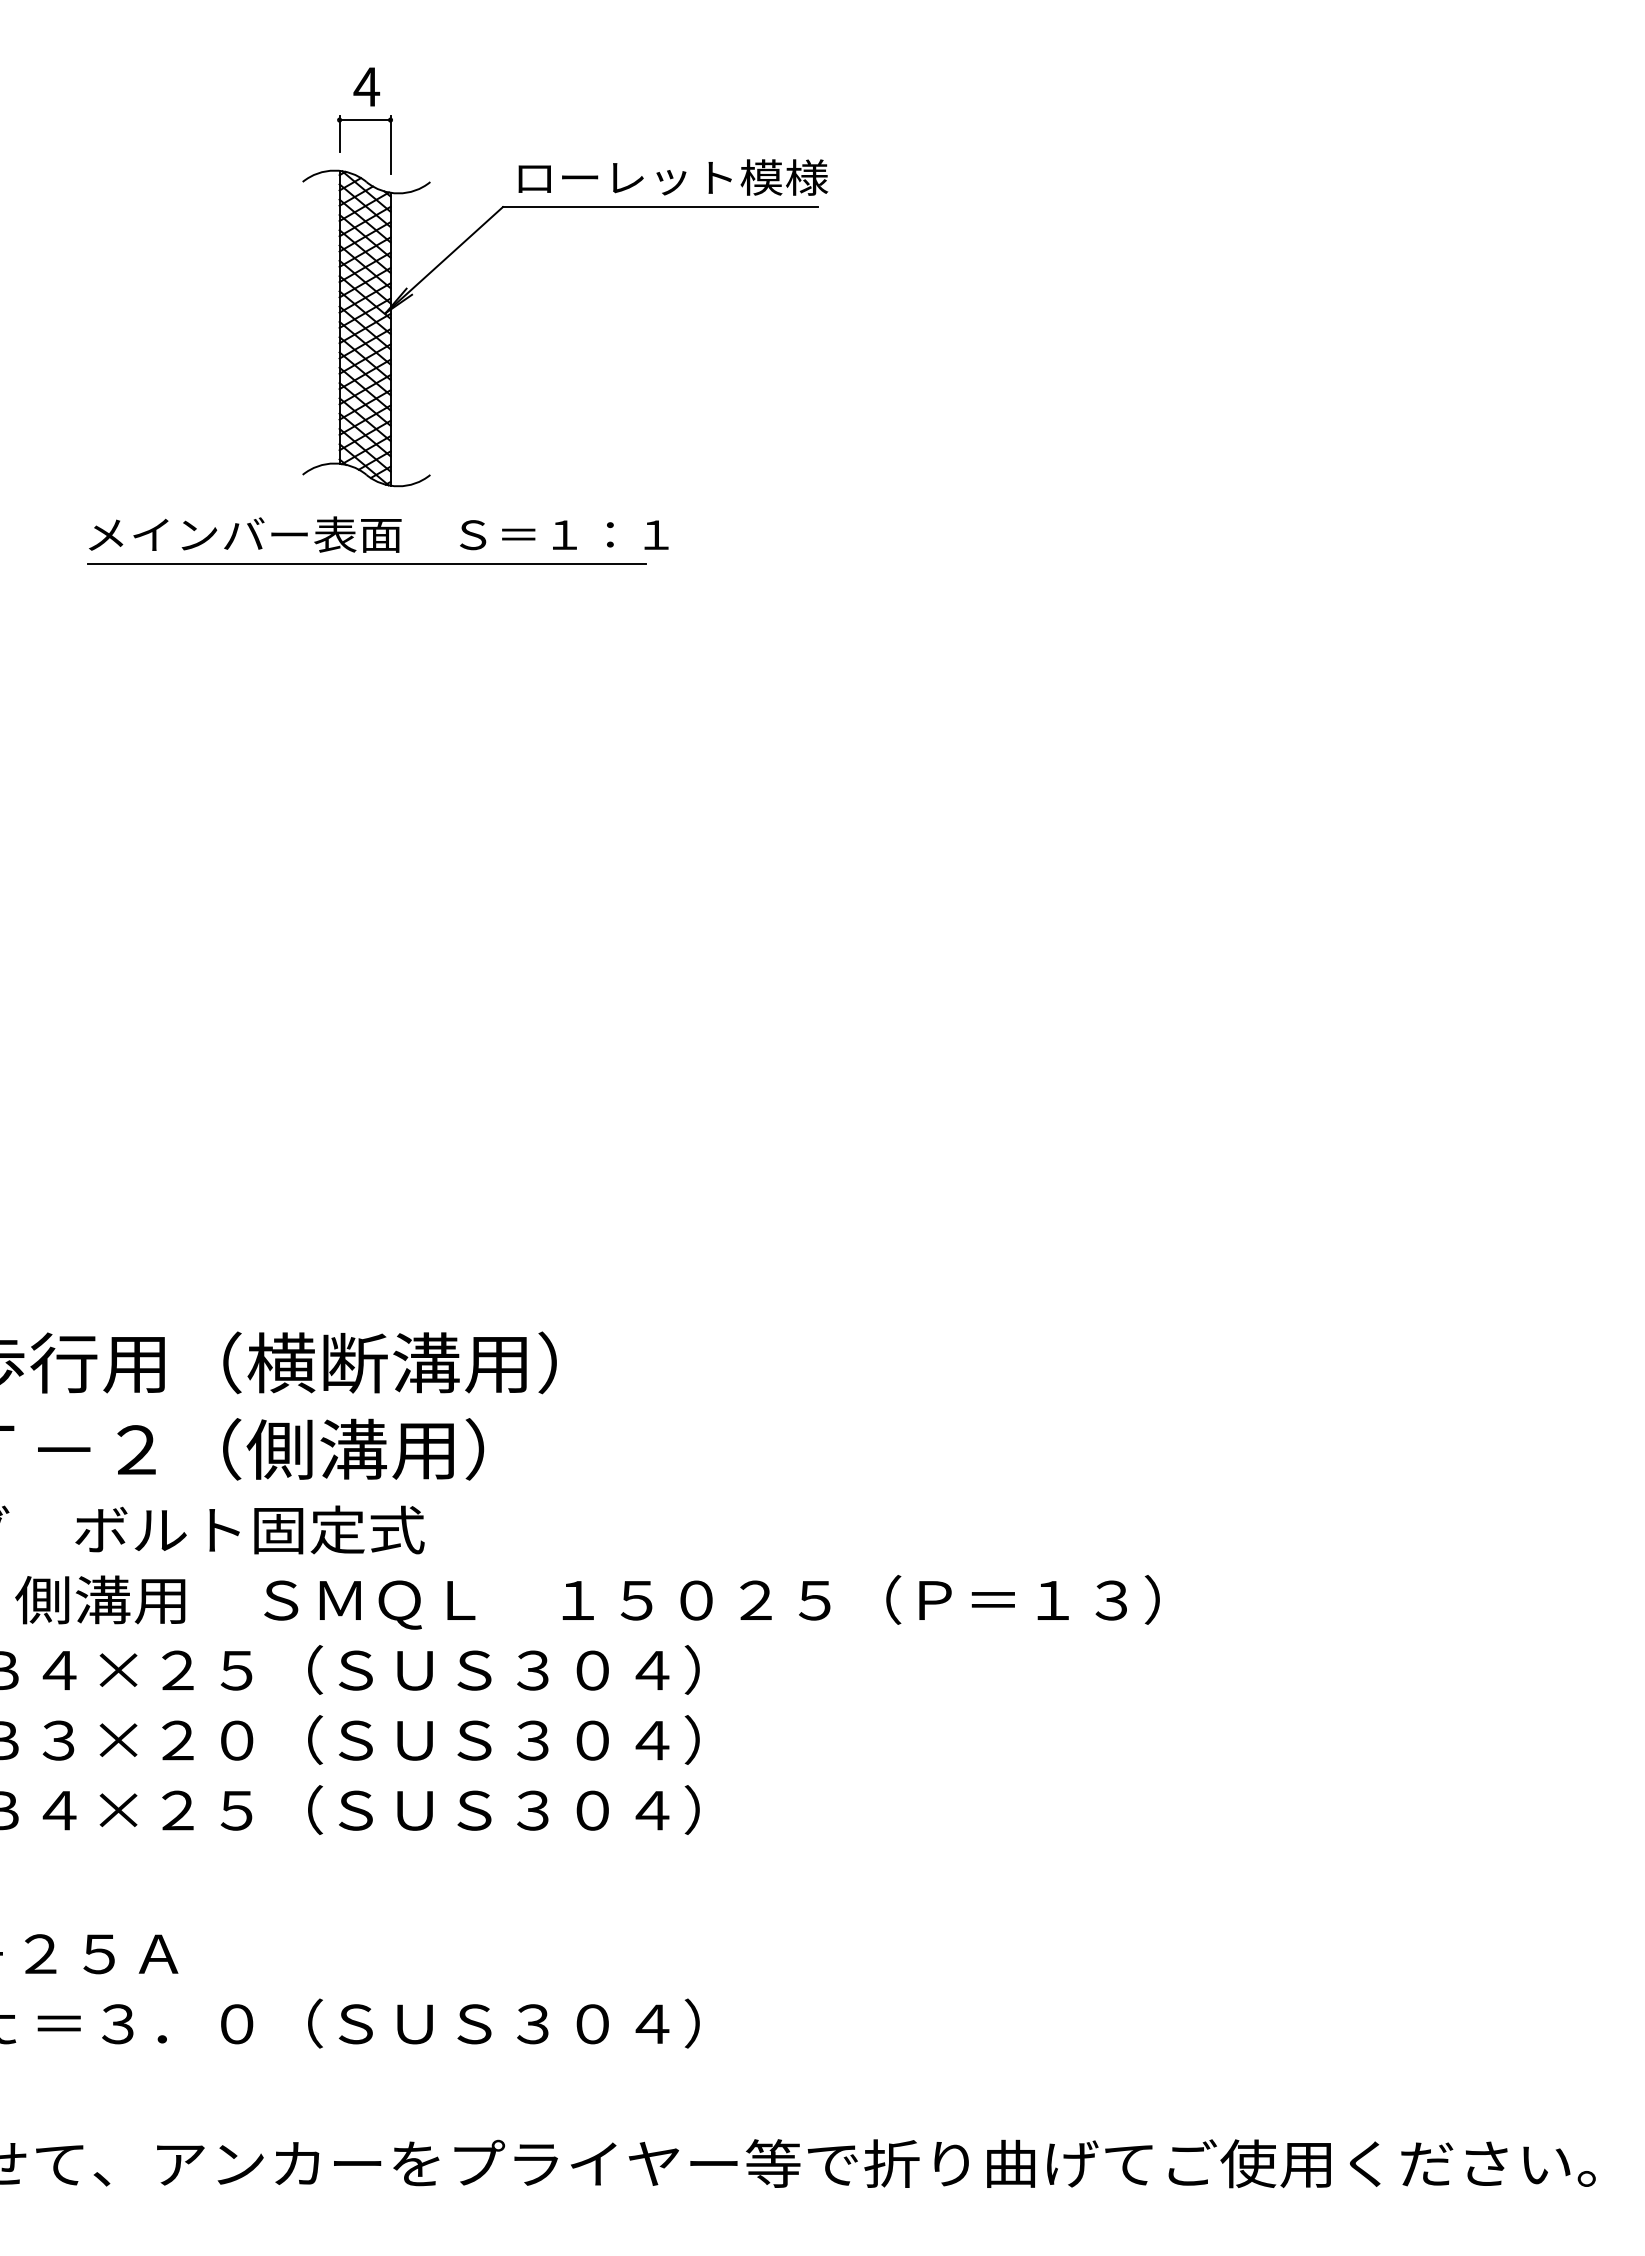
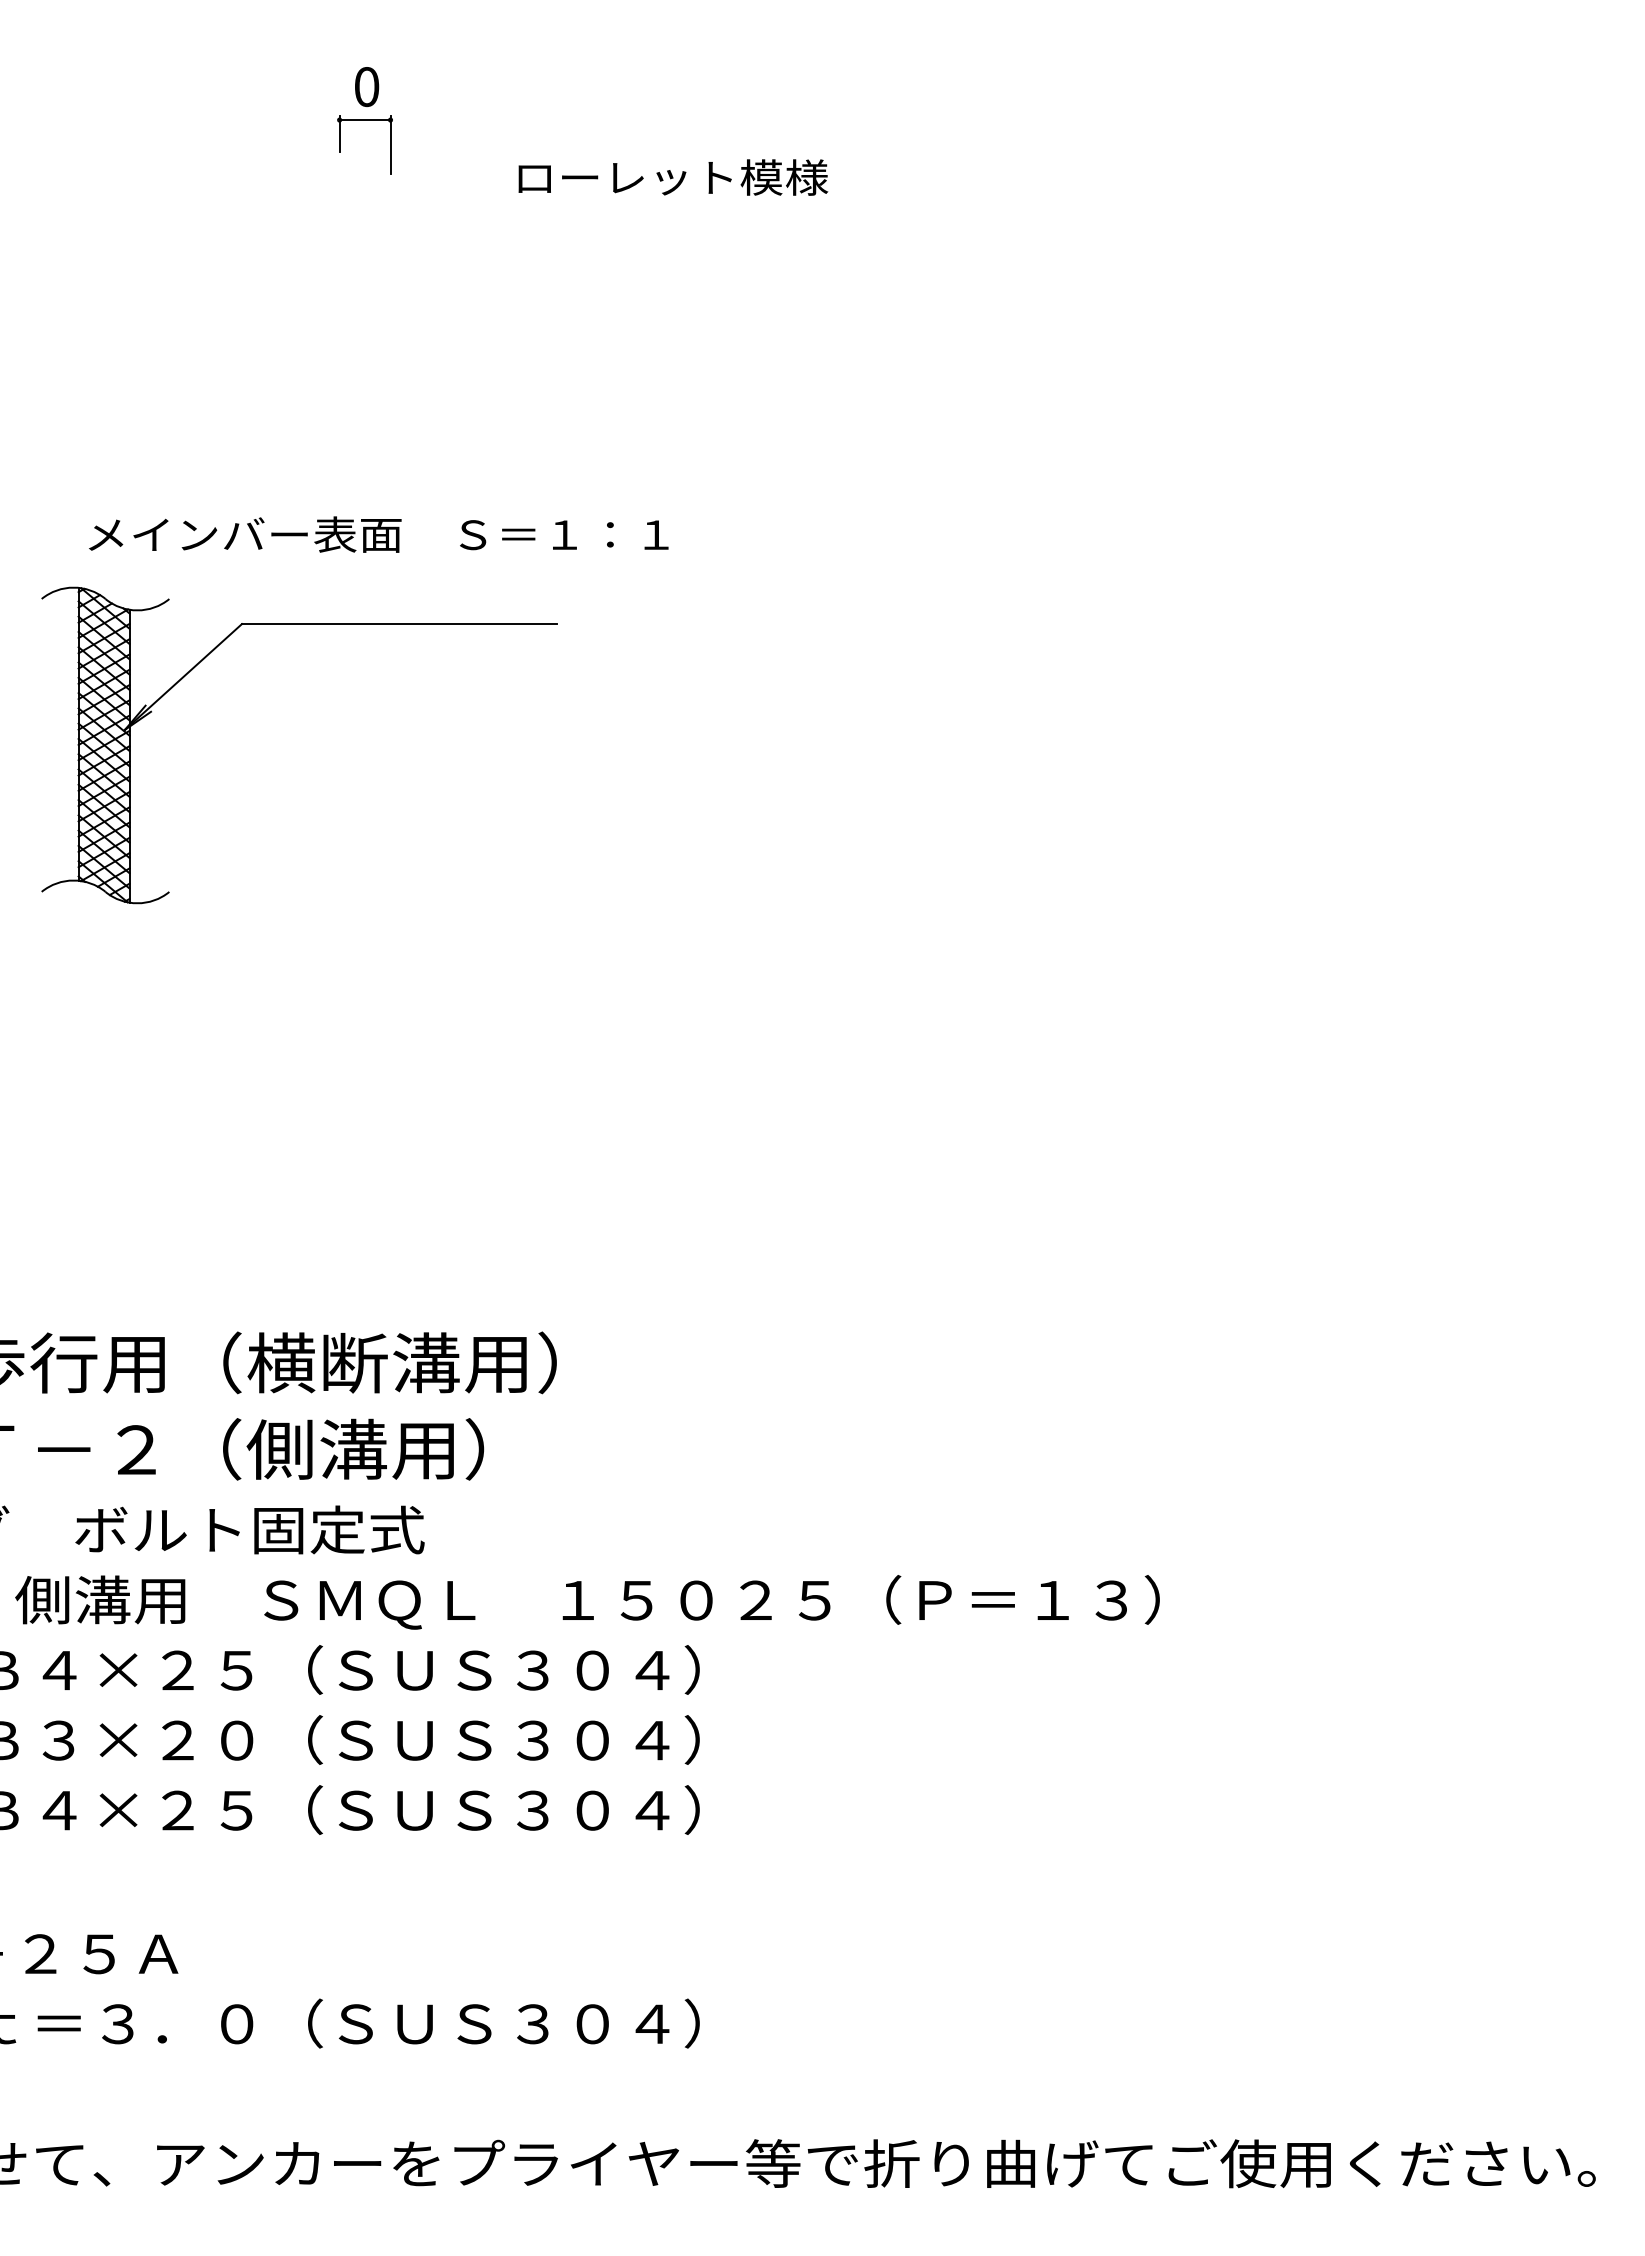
text: 4 -> 0 (366, 87)
part position: (560, 207) -> (299, 624) (299, 624)
line: present -> none (366, 563)
